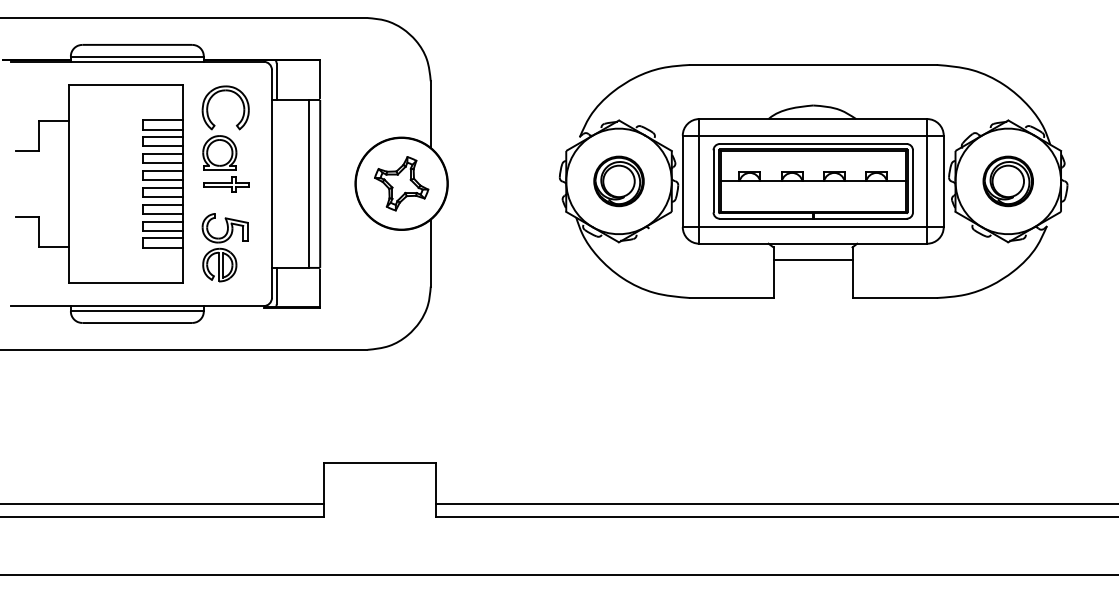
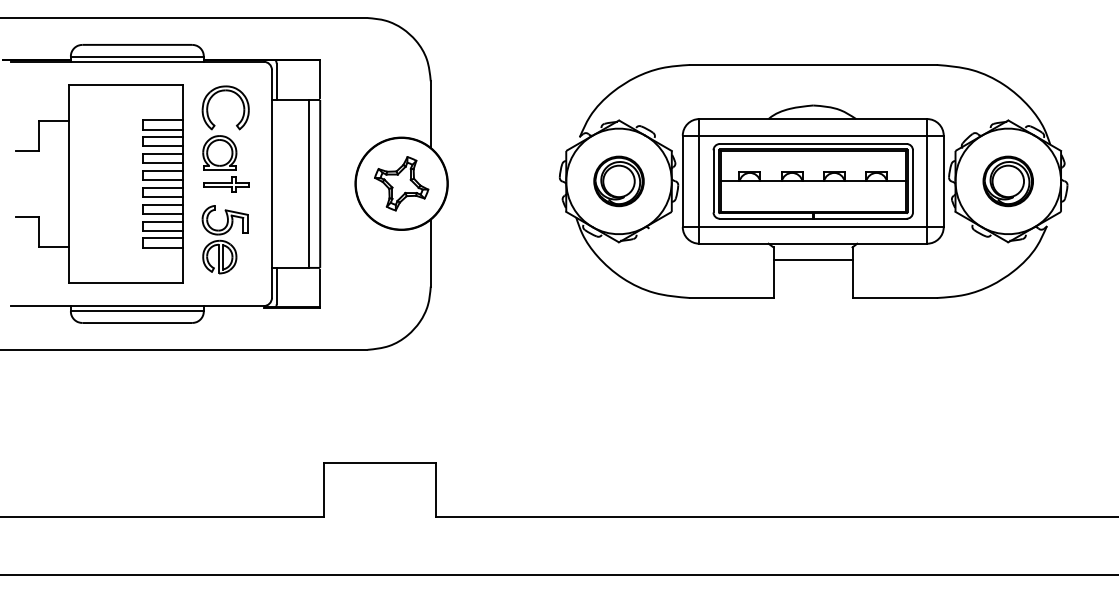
part position: (224, 247) -> (224, 239) (224, 239)
line: present -> none (163, 504)
line: present -> none (775, 504)
